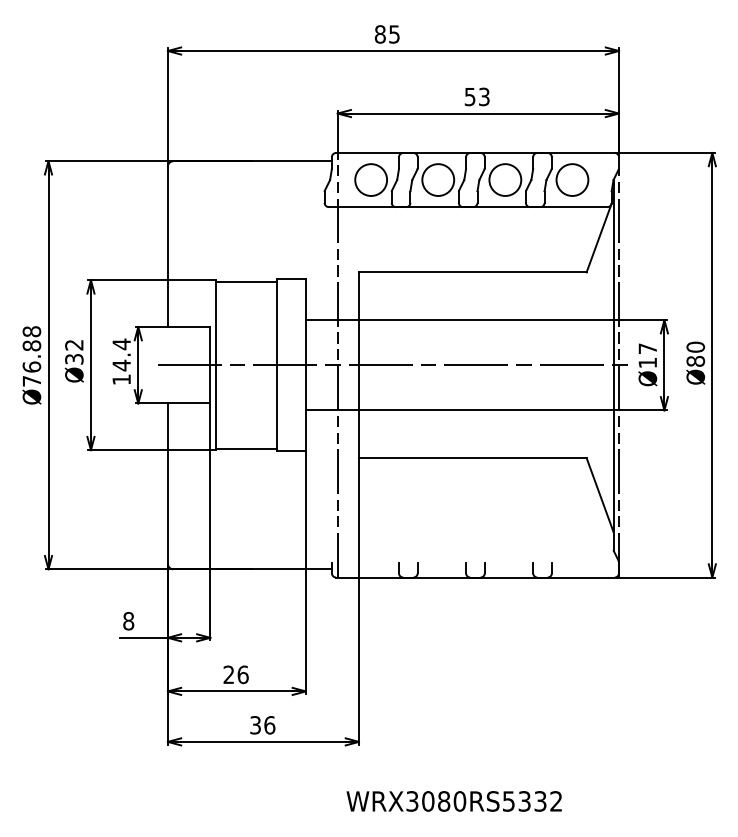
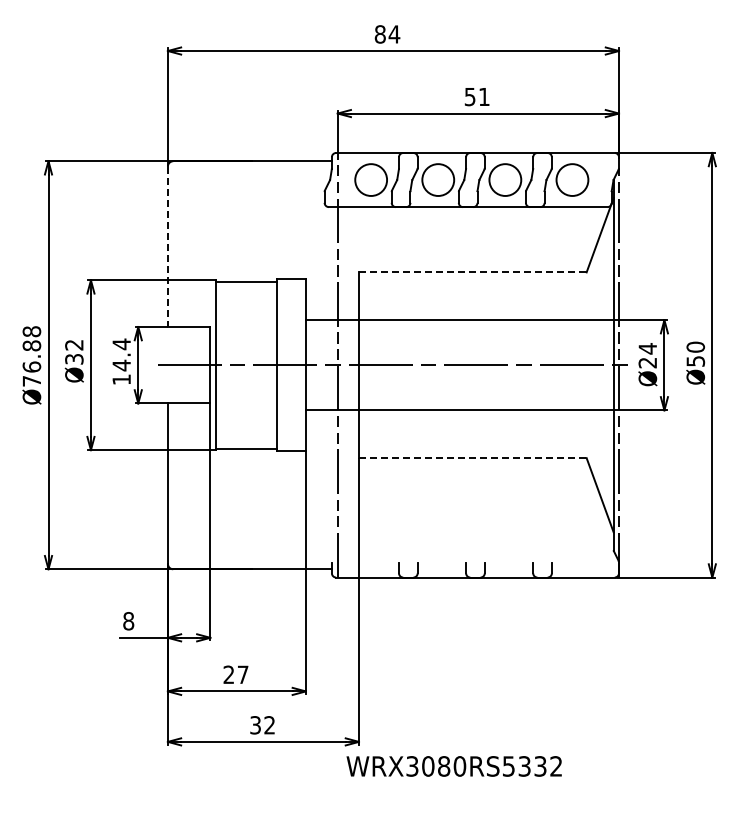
text: 85 -> 84 (394, 34)
text: 53 -> 51 (484, 96)
line: solid -> dashed (167, 247)
line: solid -> dashed (472, 272)
text: Ø17 -> Ø24 (647, 355)
text: Ø80 -> Ø50 (695, 360)
line: solid -> dashed (472, 458)
text: 26 -> 27 (242, 674)
text: 36 -> 32 (269, 725)
text position: (453, 801) -> (453, 766) (453, 766)
